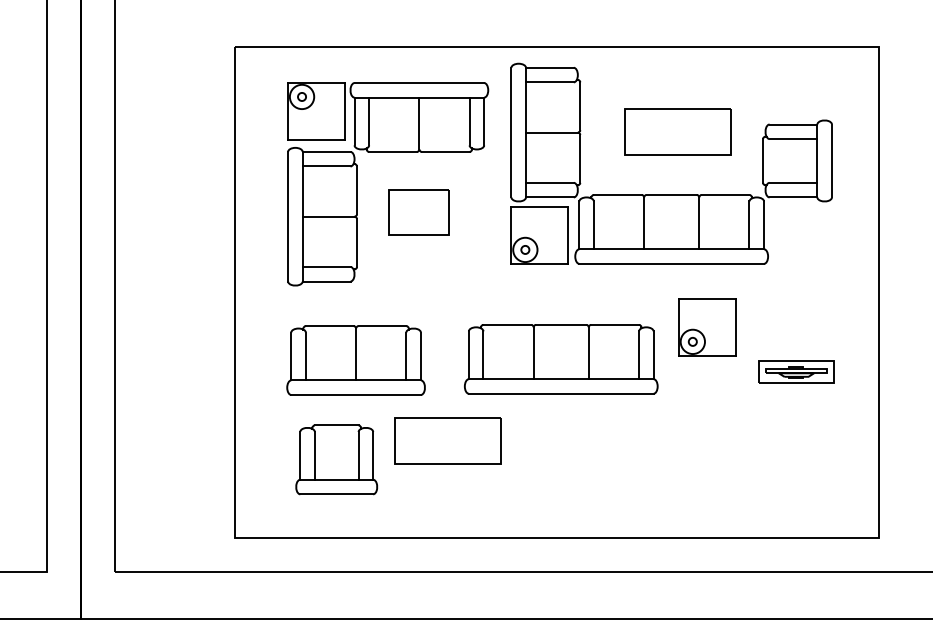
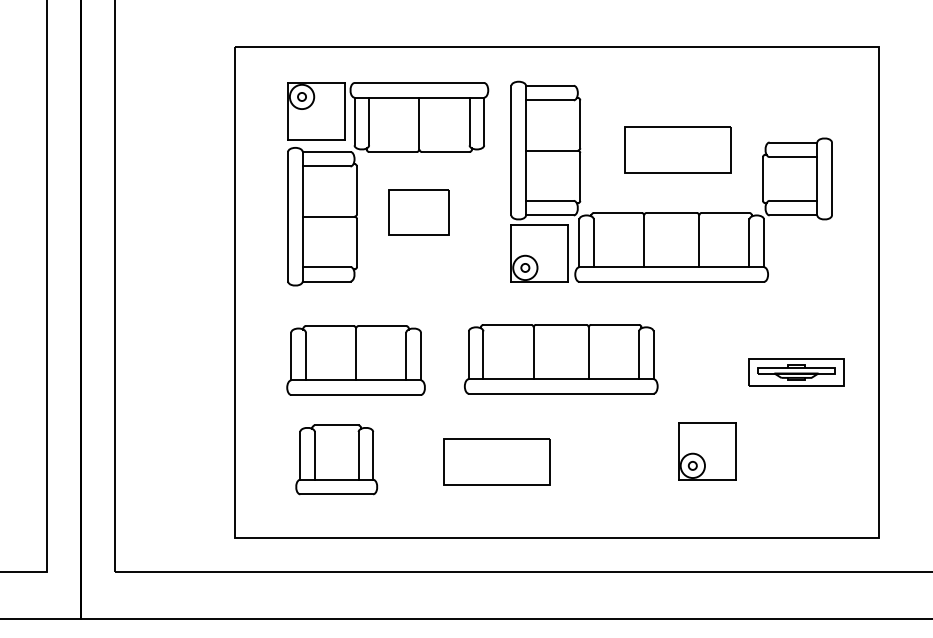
part position: (671, 155) -> (671, 173) (671, 173)
part position: (707, 327) -> (707, 451) (707, 451)
part size: 77x24 px -> 97x29 px (796, 372)
part position: (447, 440) -> (496, 461) (496, 461)
